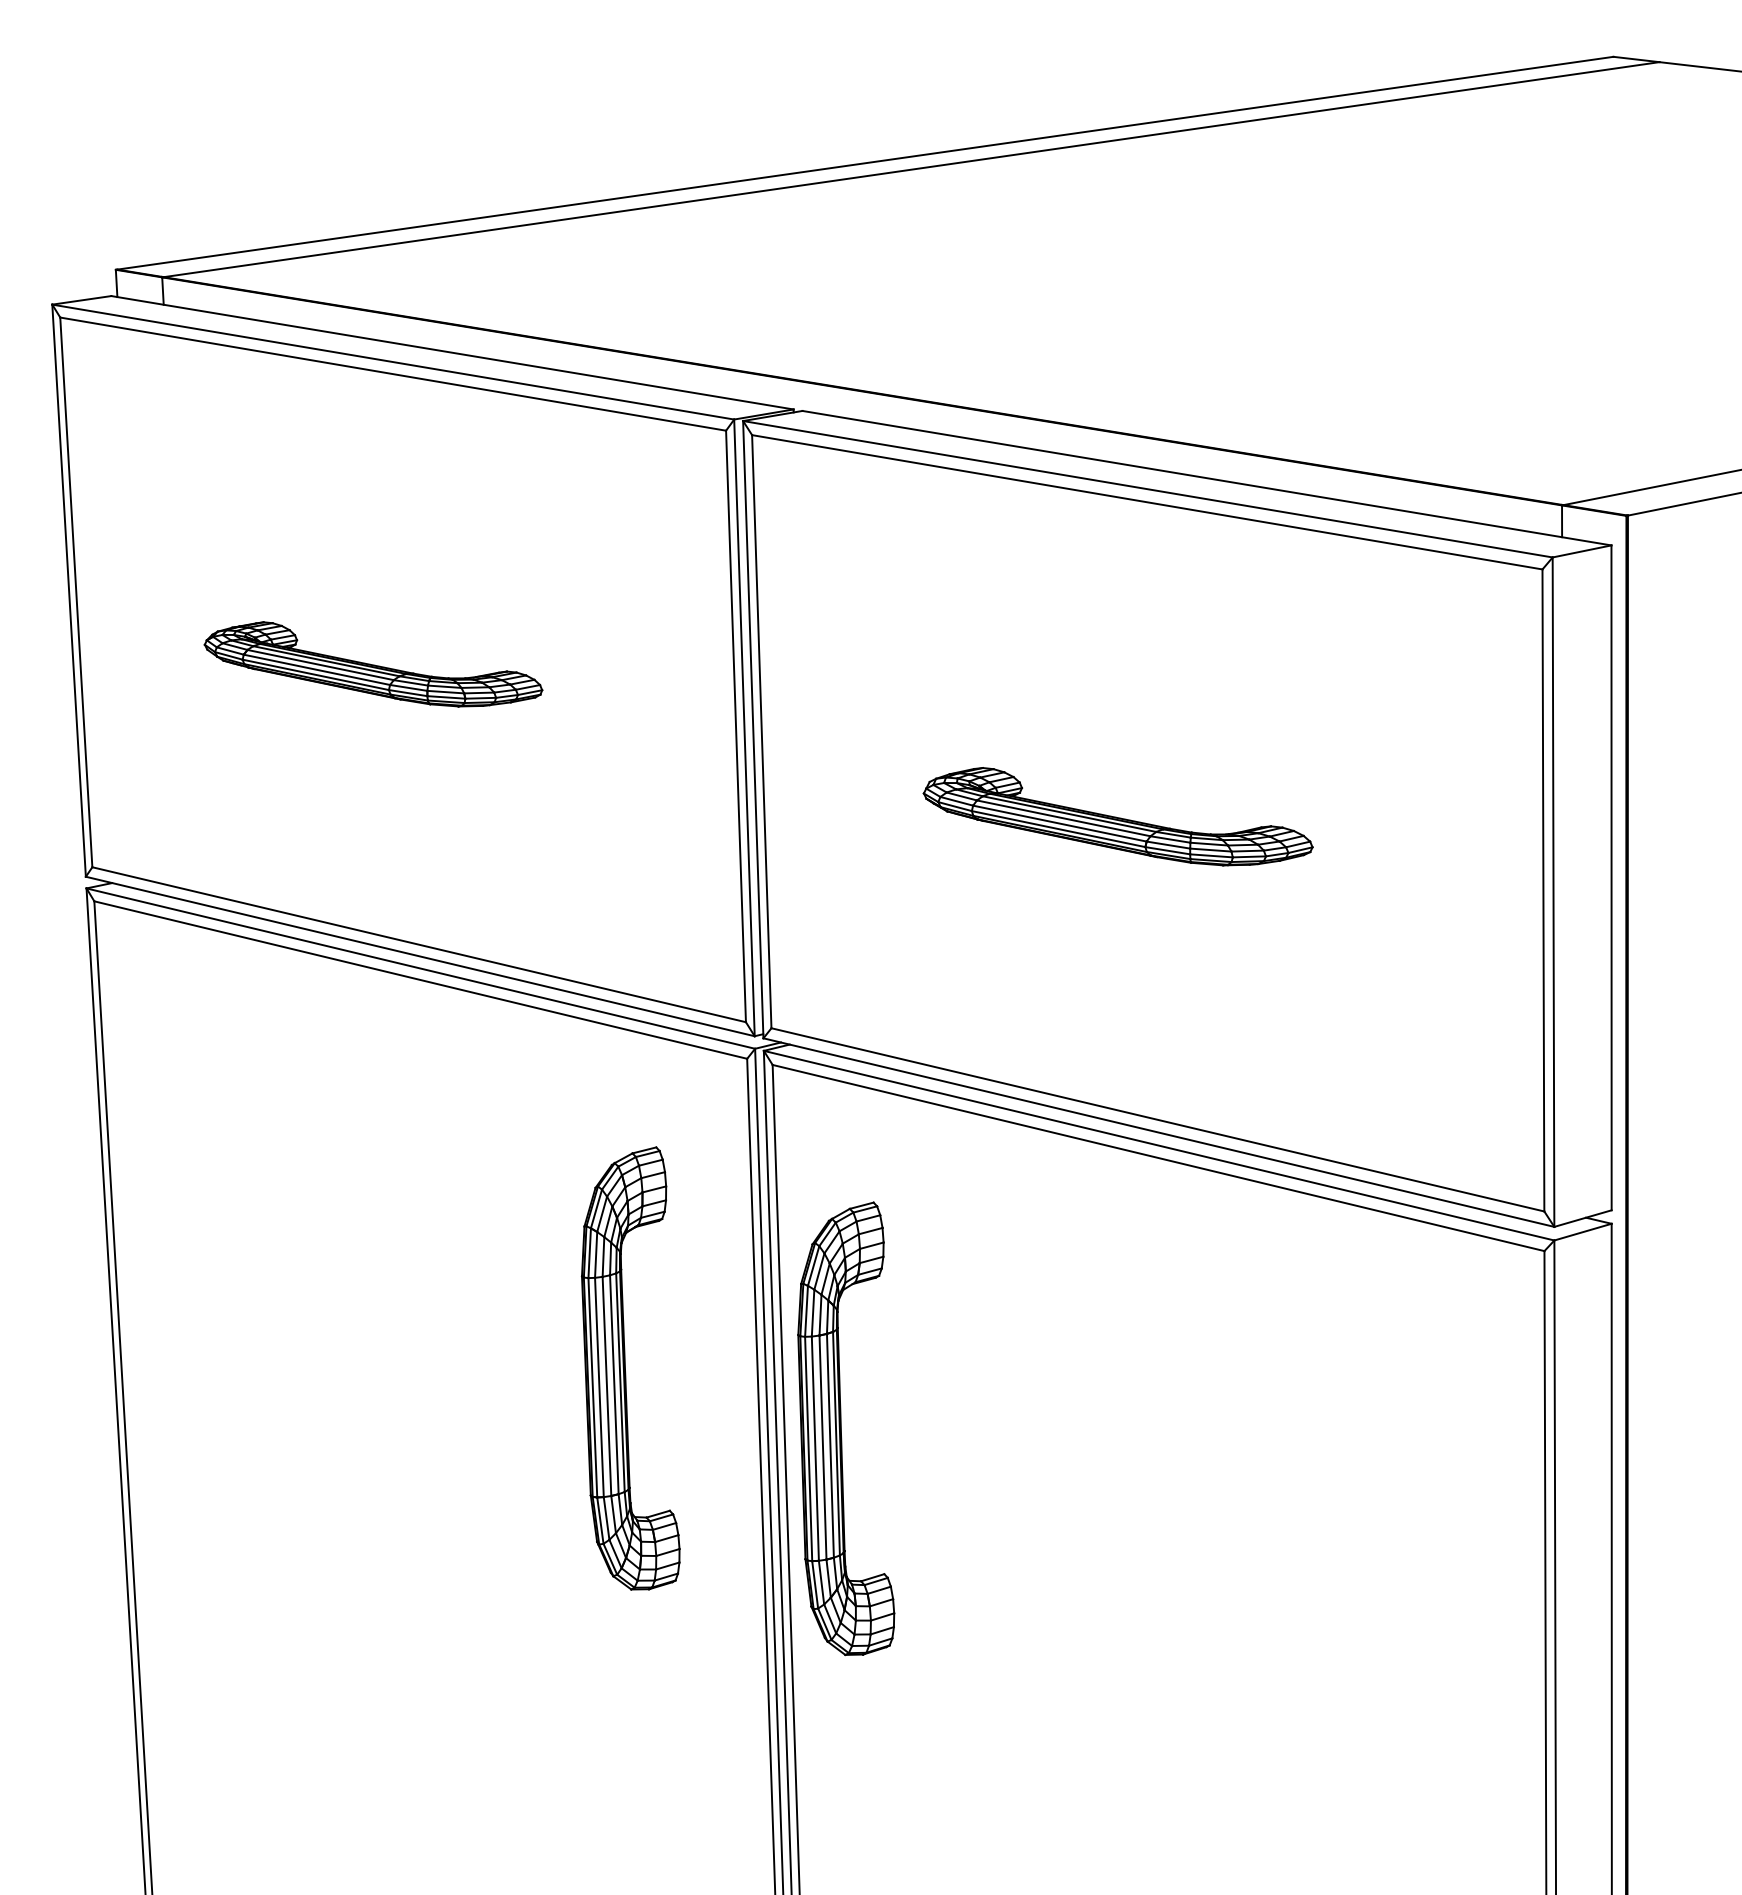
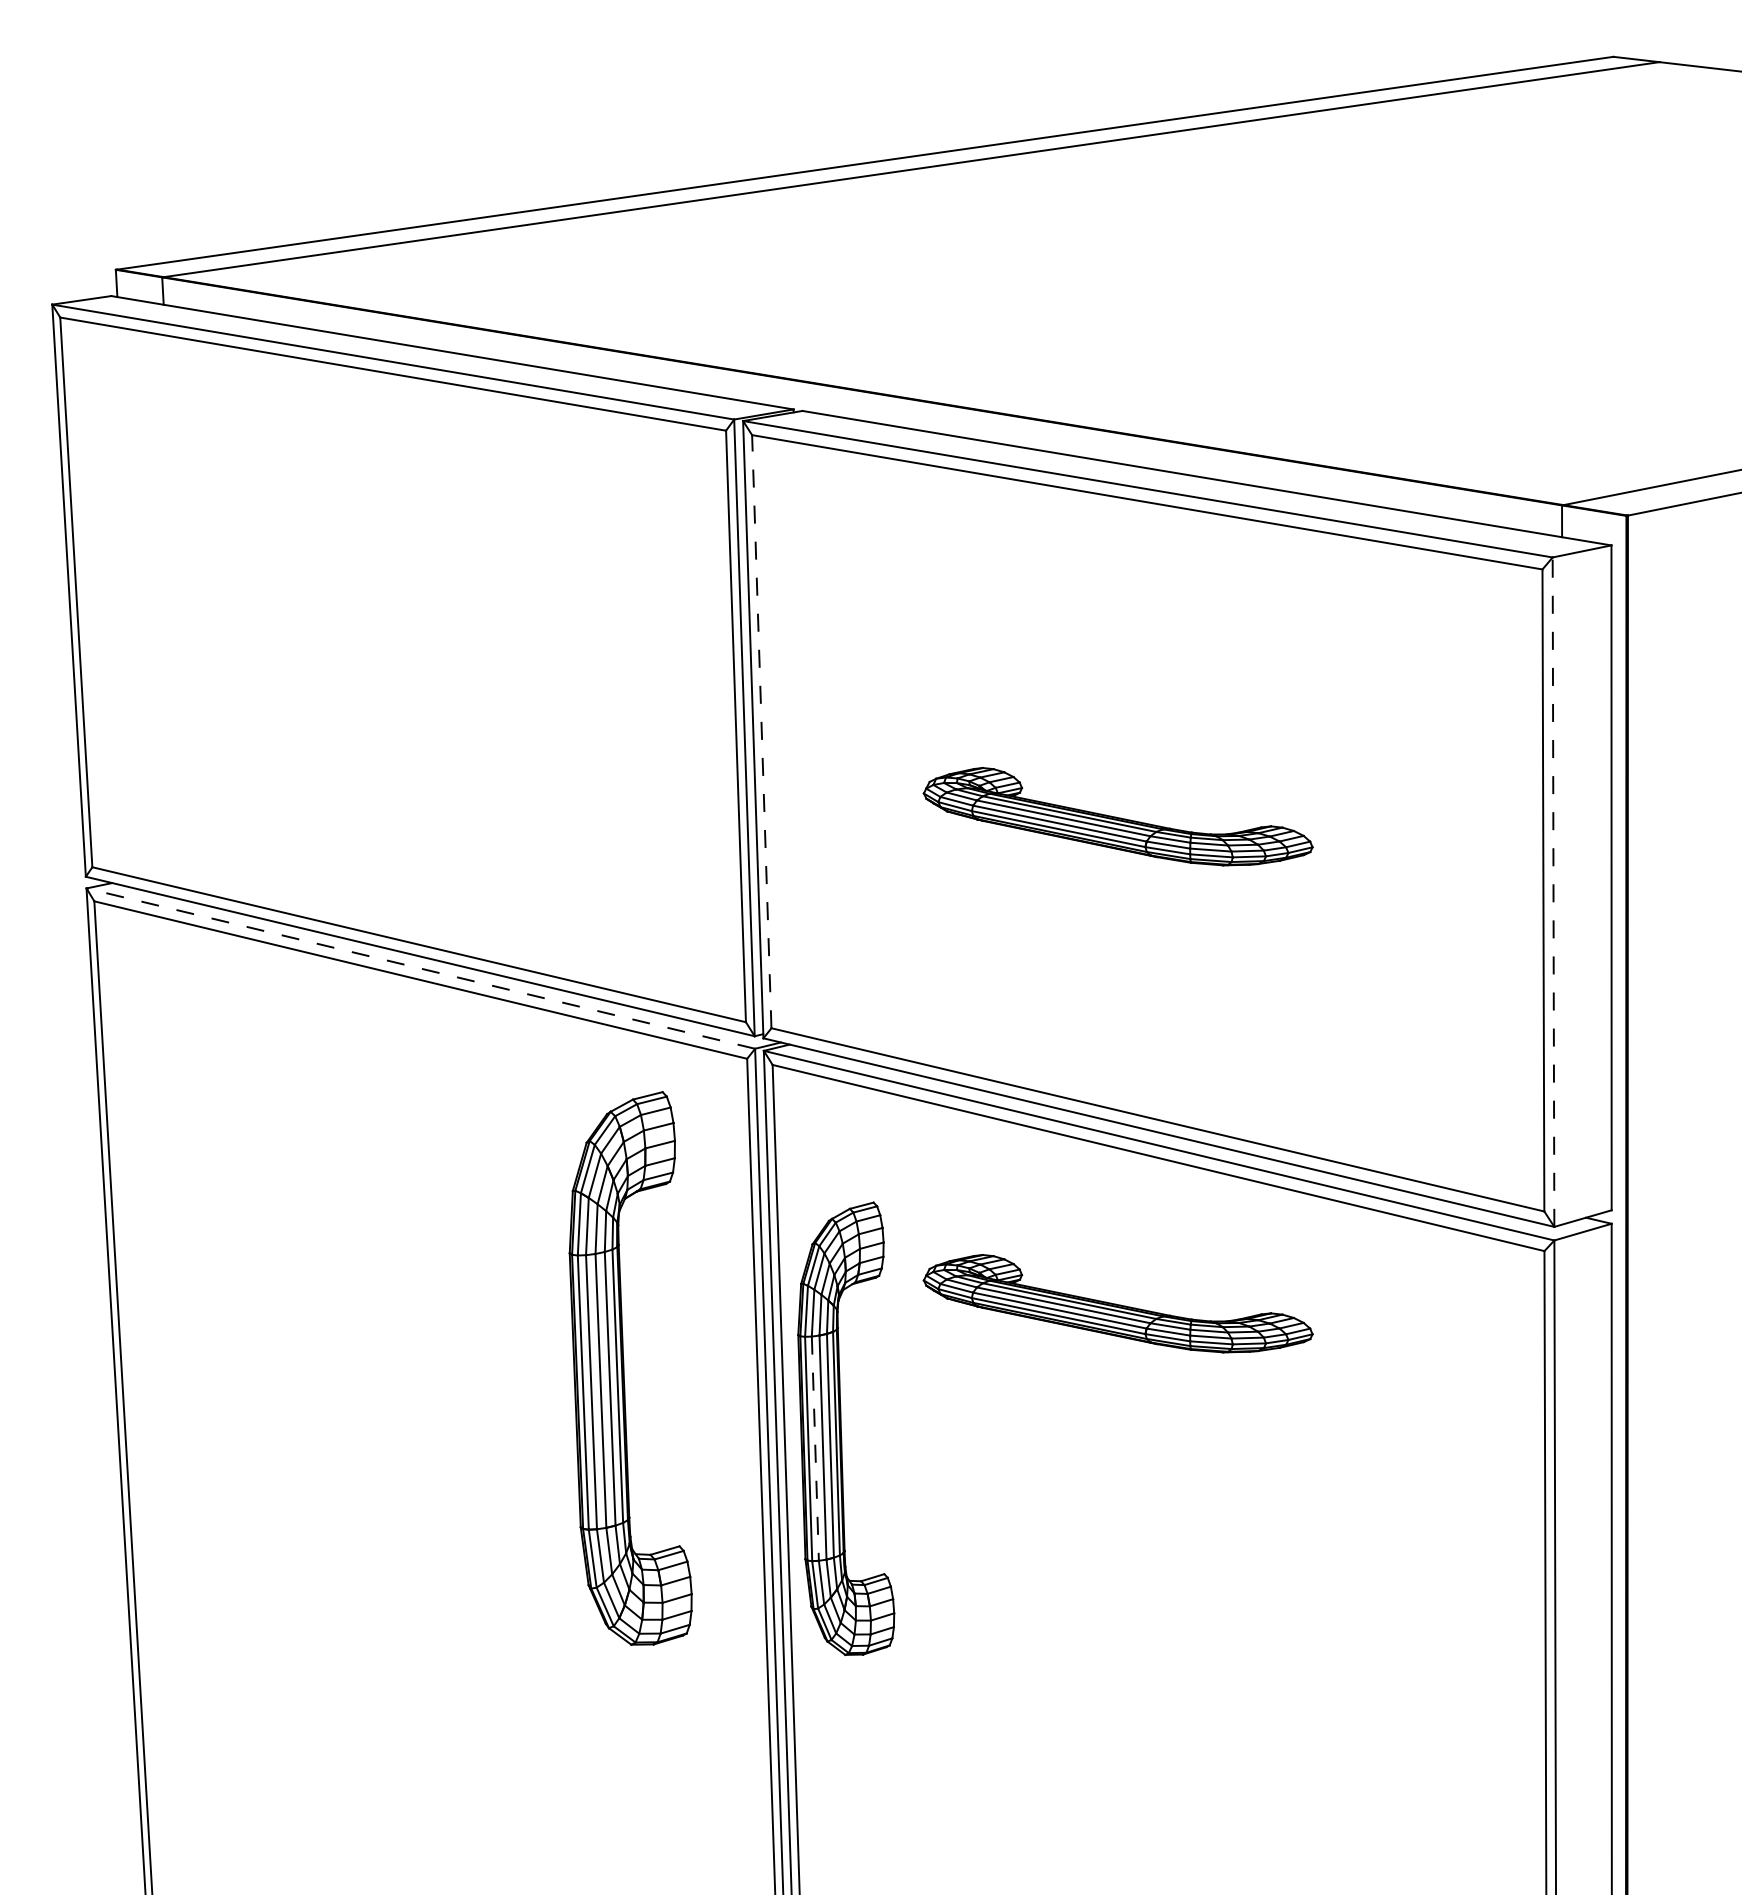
part: present -> none (373, 664)
line: solid -> dashed (761, 731)
line: solid -> dashed (1553, 892)
line: solid -> dashed (420, 968)
part: none -> present (1117, 1303)
part size: 100x445 px -> 125x555 px (630, 1368)
line: solid -> dashed (815, 1449)
